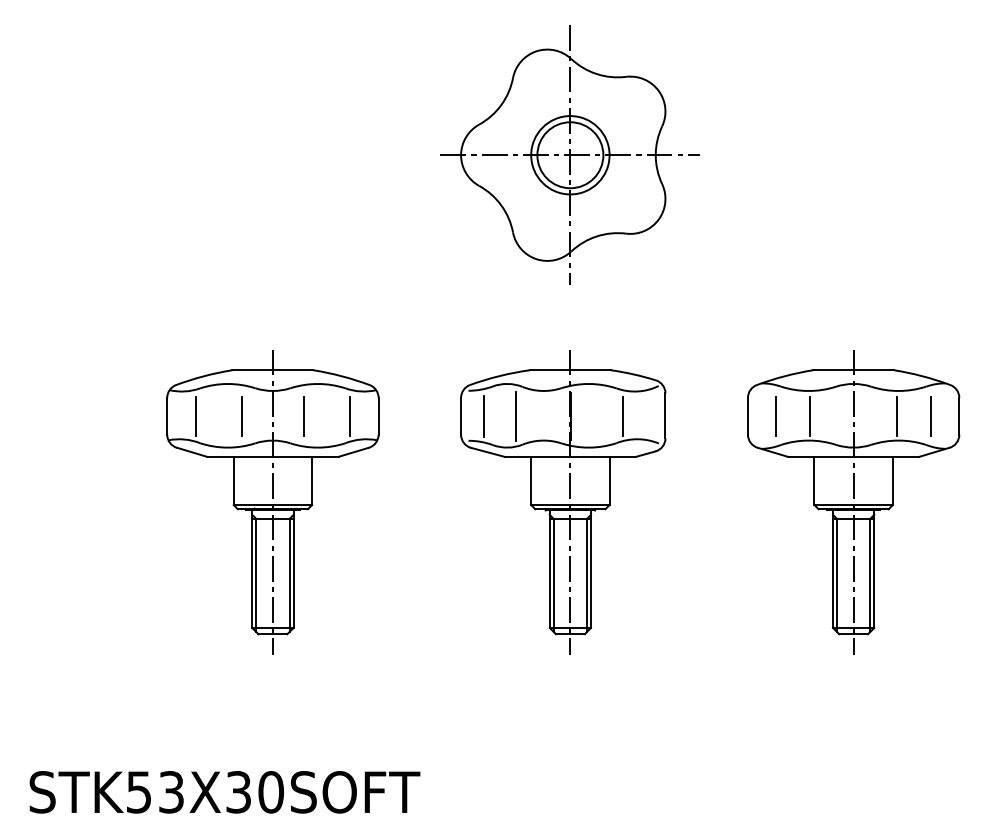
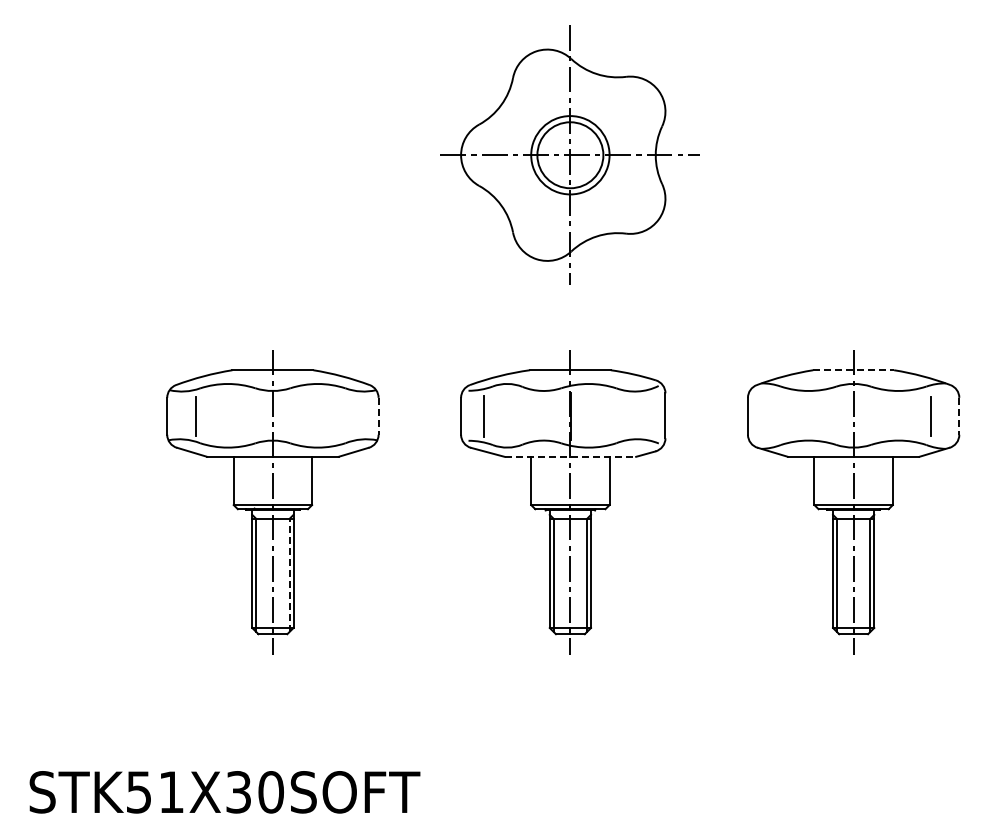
line: solid -> dashed (854, 370)
line: present -> none (241, 416)
line: present -> none (303, 416)
line: present -> none (350, 416)
line: solid -> dashed (378, 416)
line: present -> none (516, 416)
line: present -> none (622, 416)
line: present -> none (776, 416)
line: present -> none (809, 416)
line: present -> none (897, 416)
line: solid -> dashed (959, 416)
line: solid -> dashed (570, 456)
line: solid -> dashed (289, 575)
text: STK53X30SOFT -> STK51X30SOFT (171, 792)
